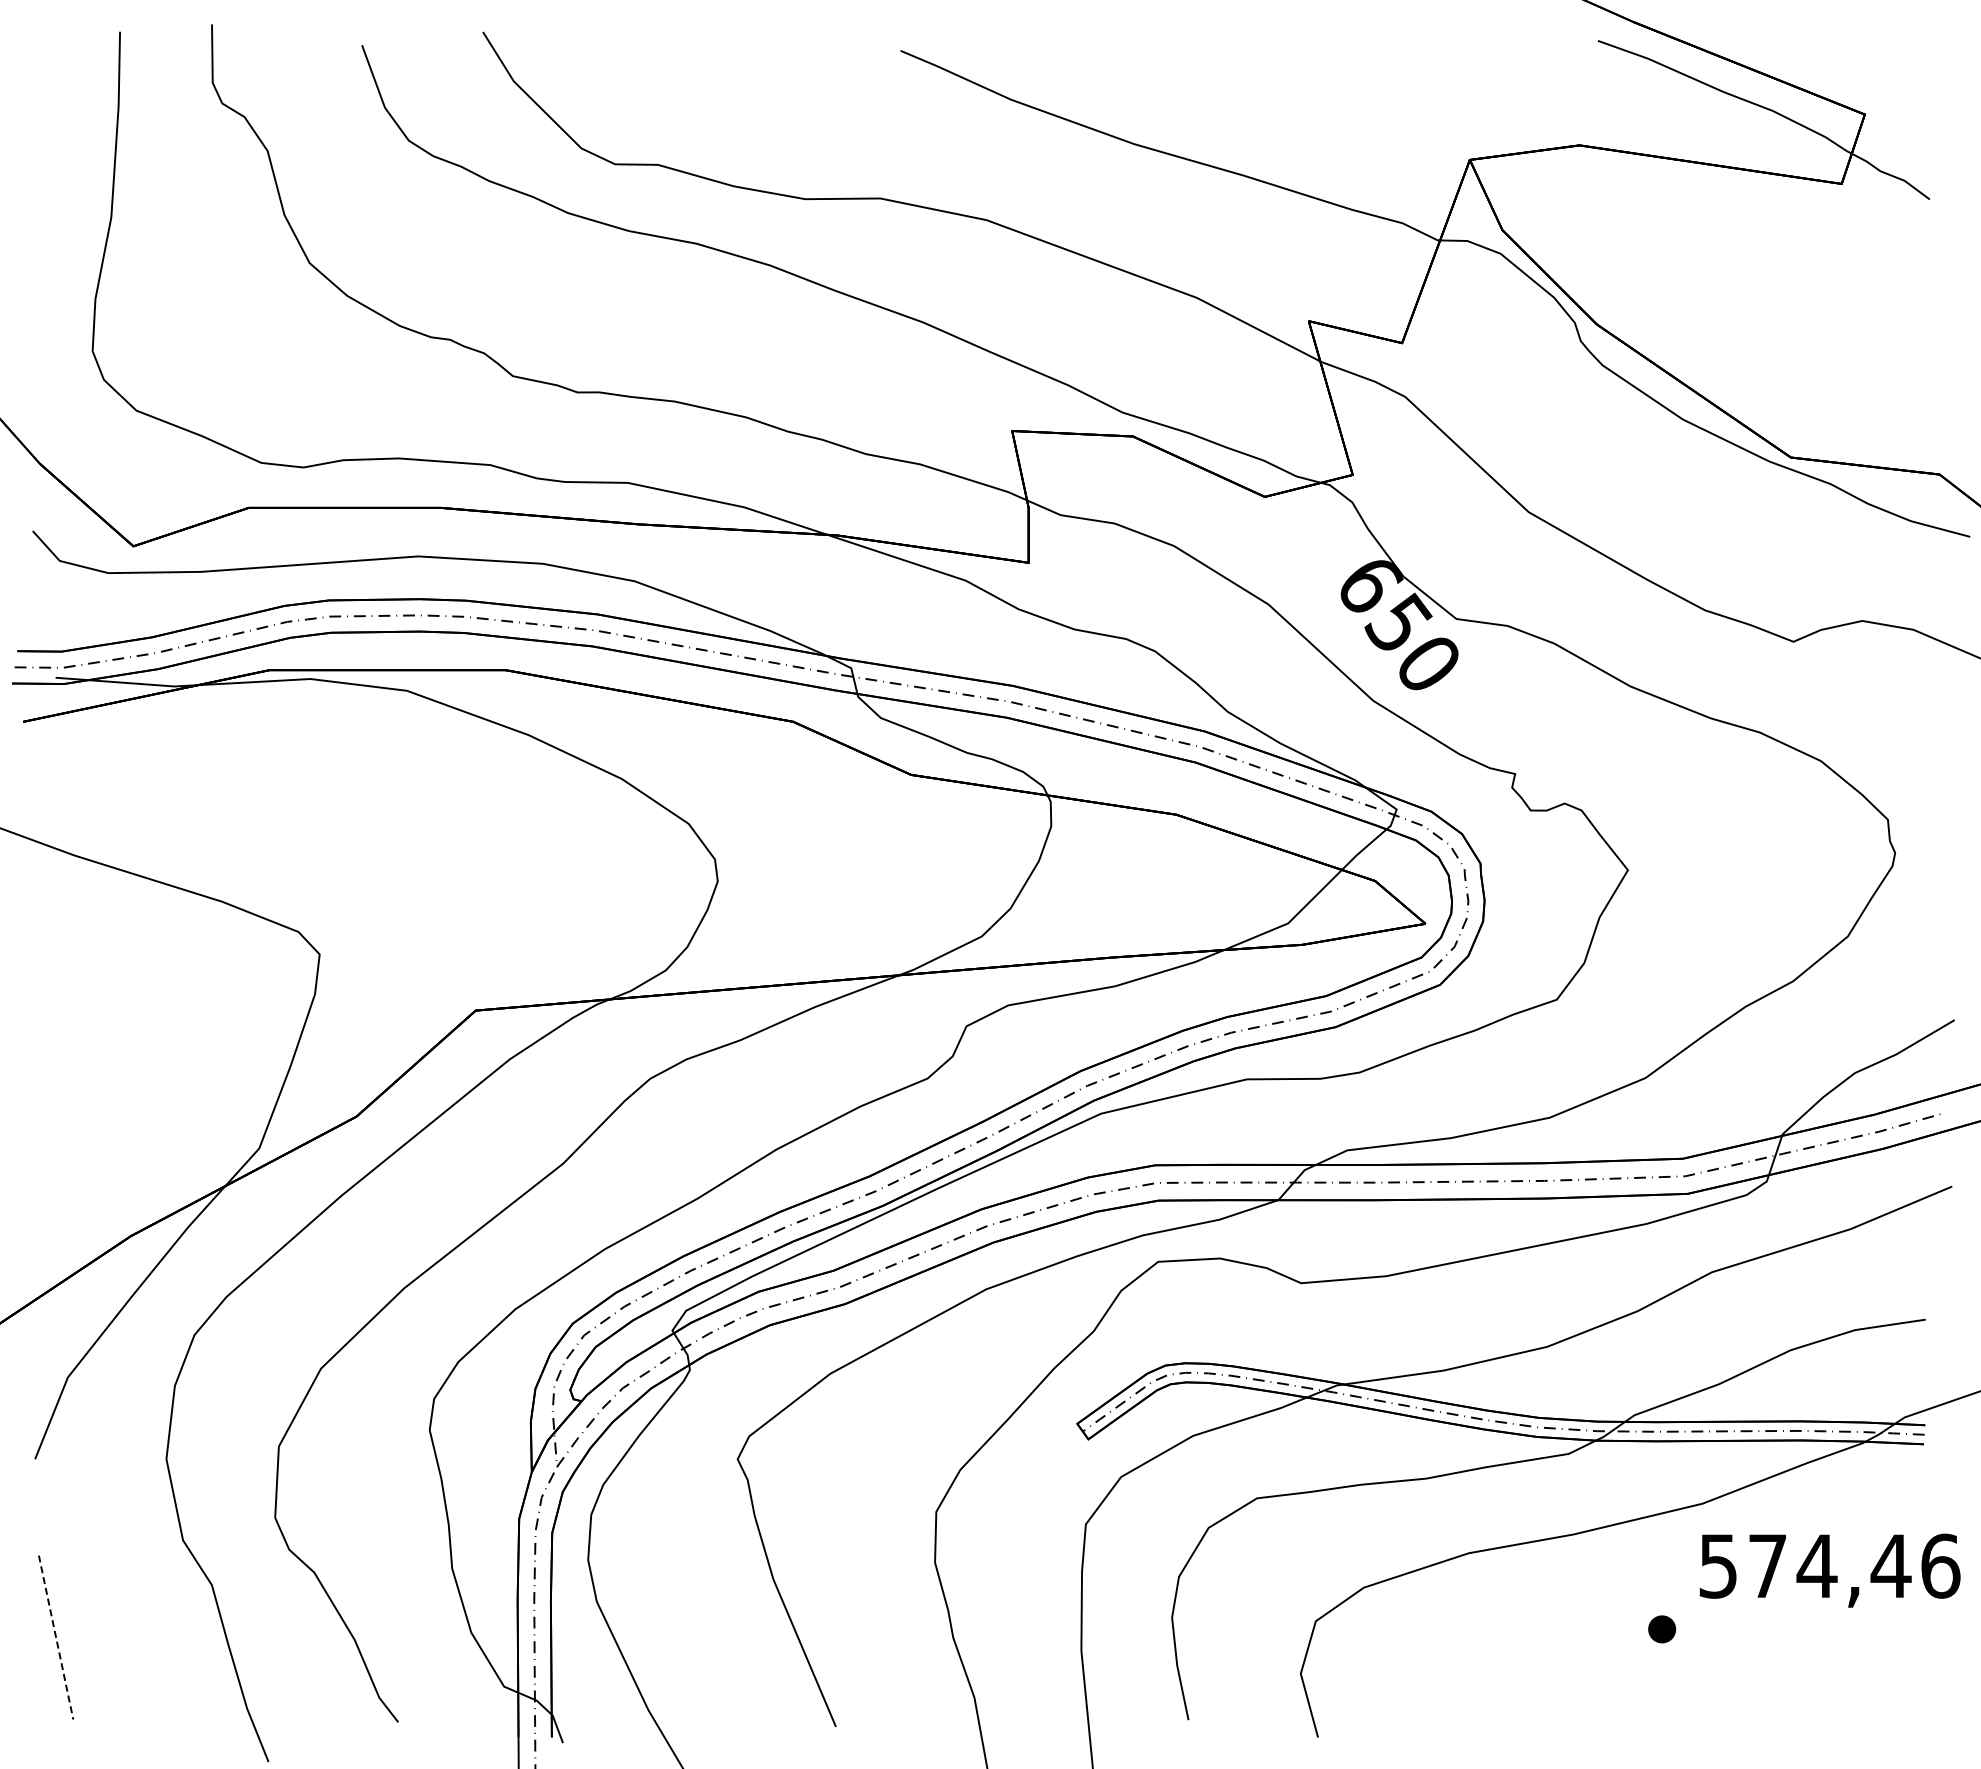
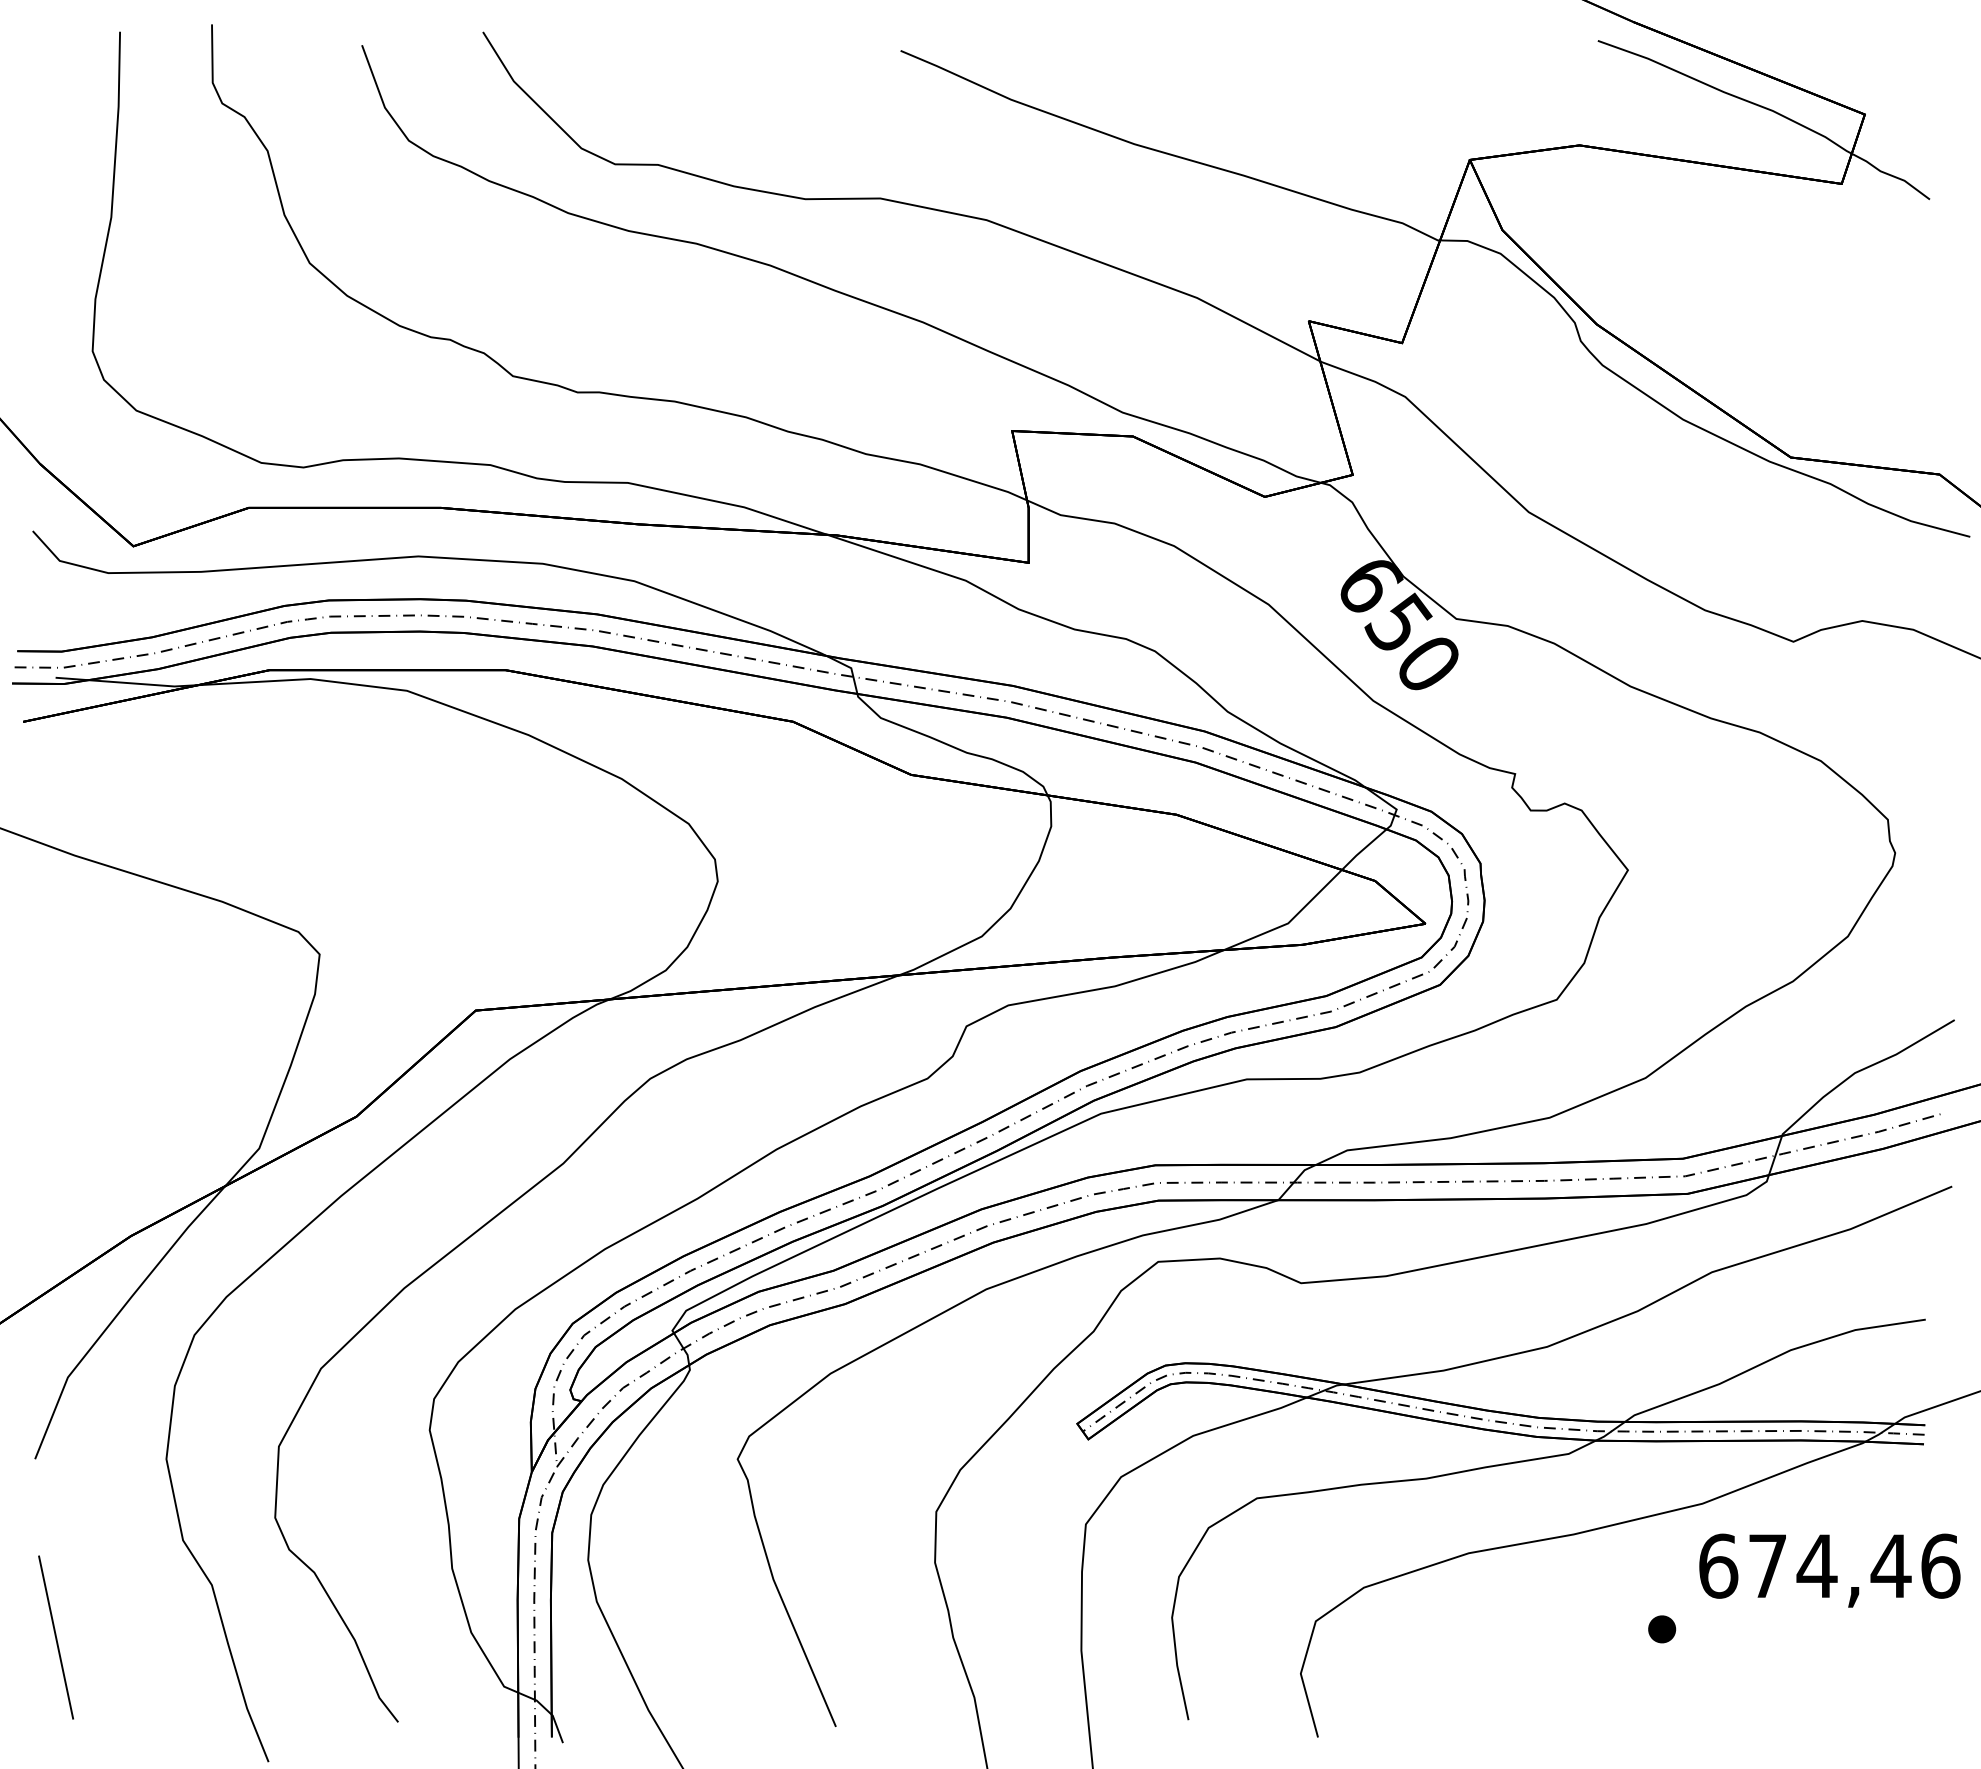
text: 574,46 -> 674,46 (1718, 1565)
line: dashed -> solid (56, 1637)
